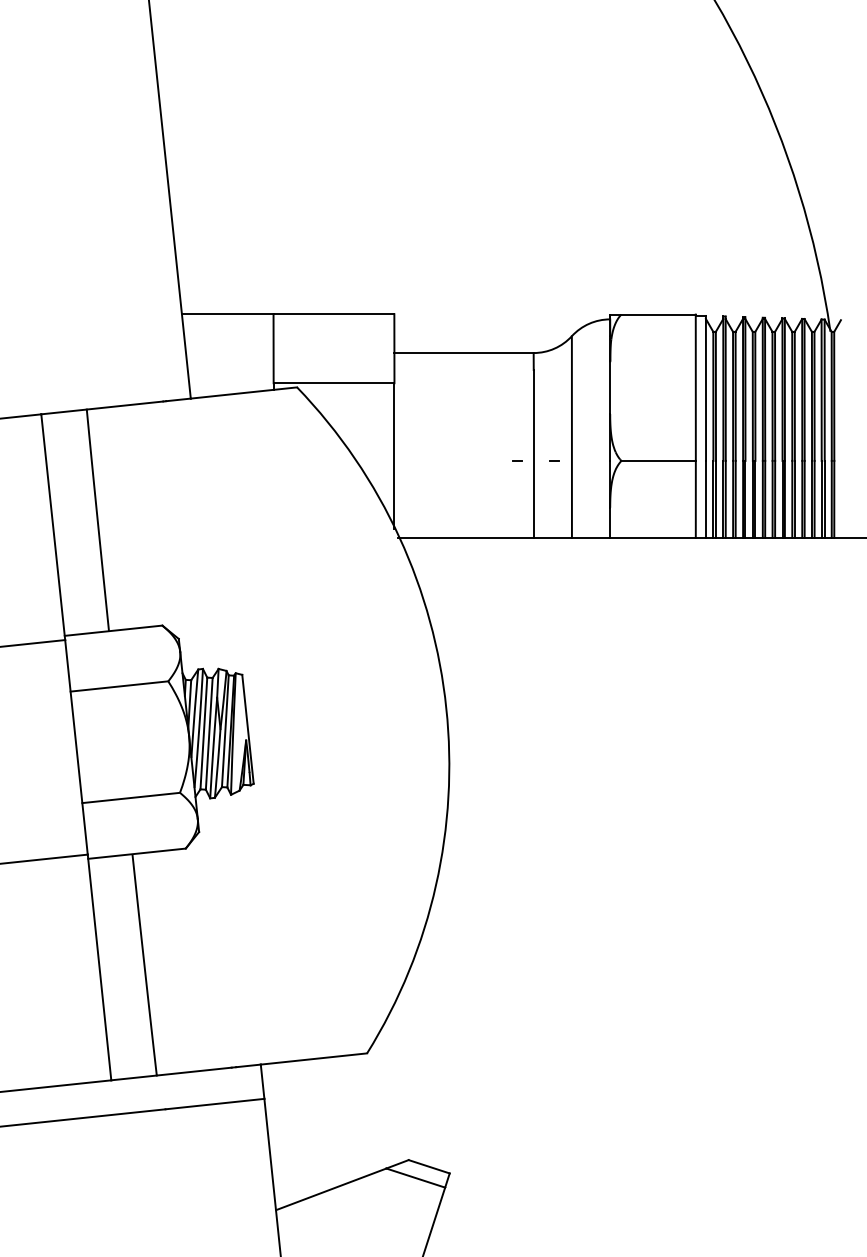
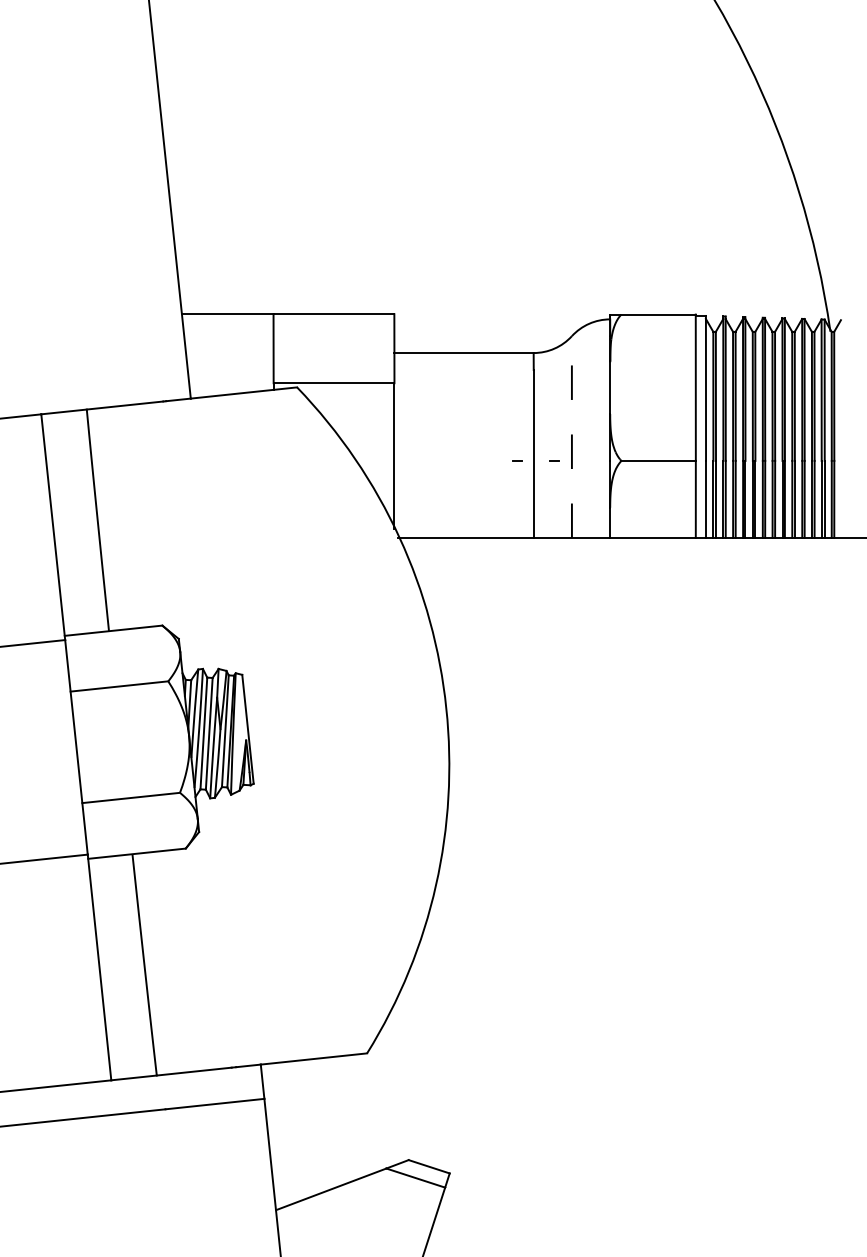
line: solid -> dashed (571, 437)
